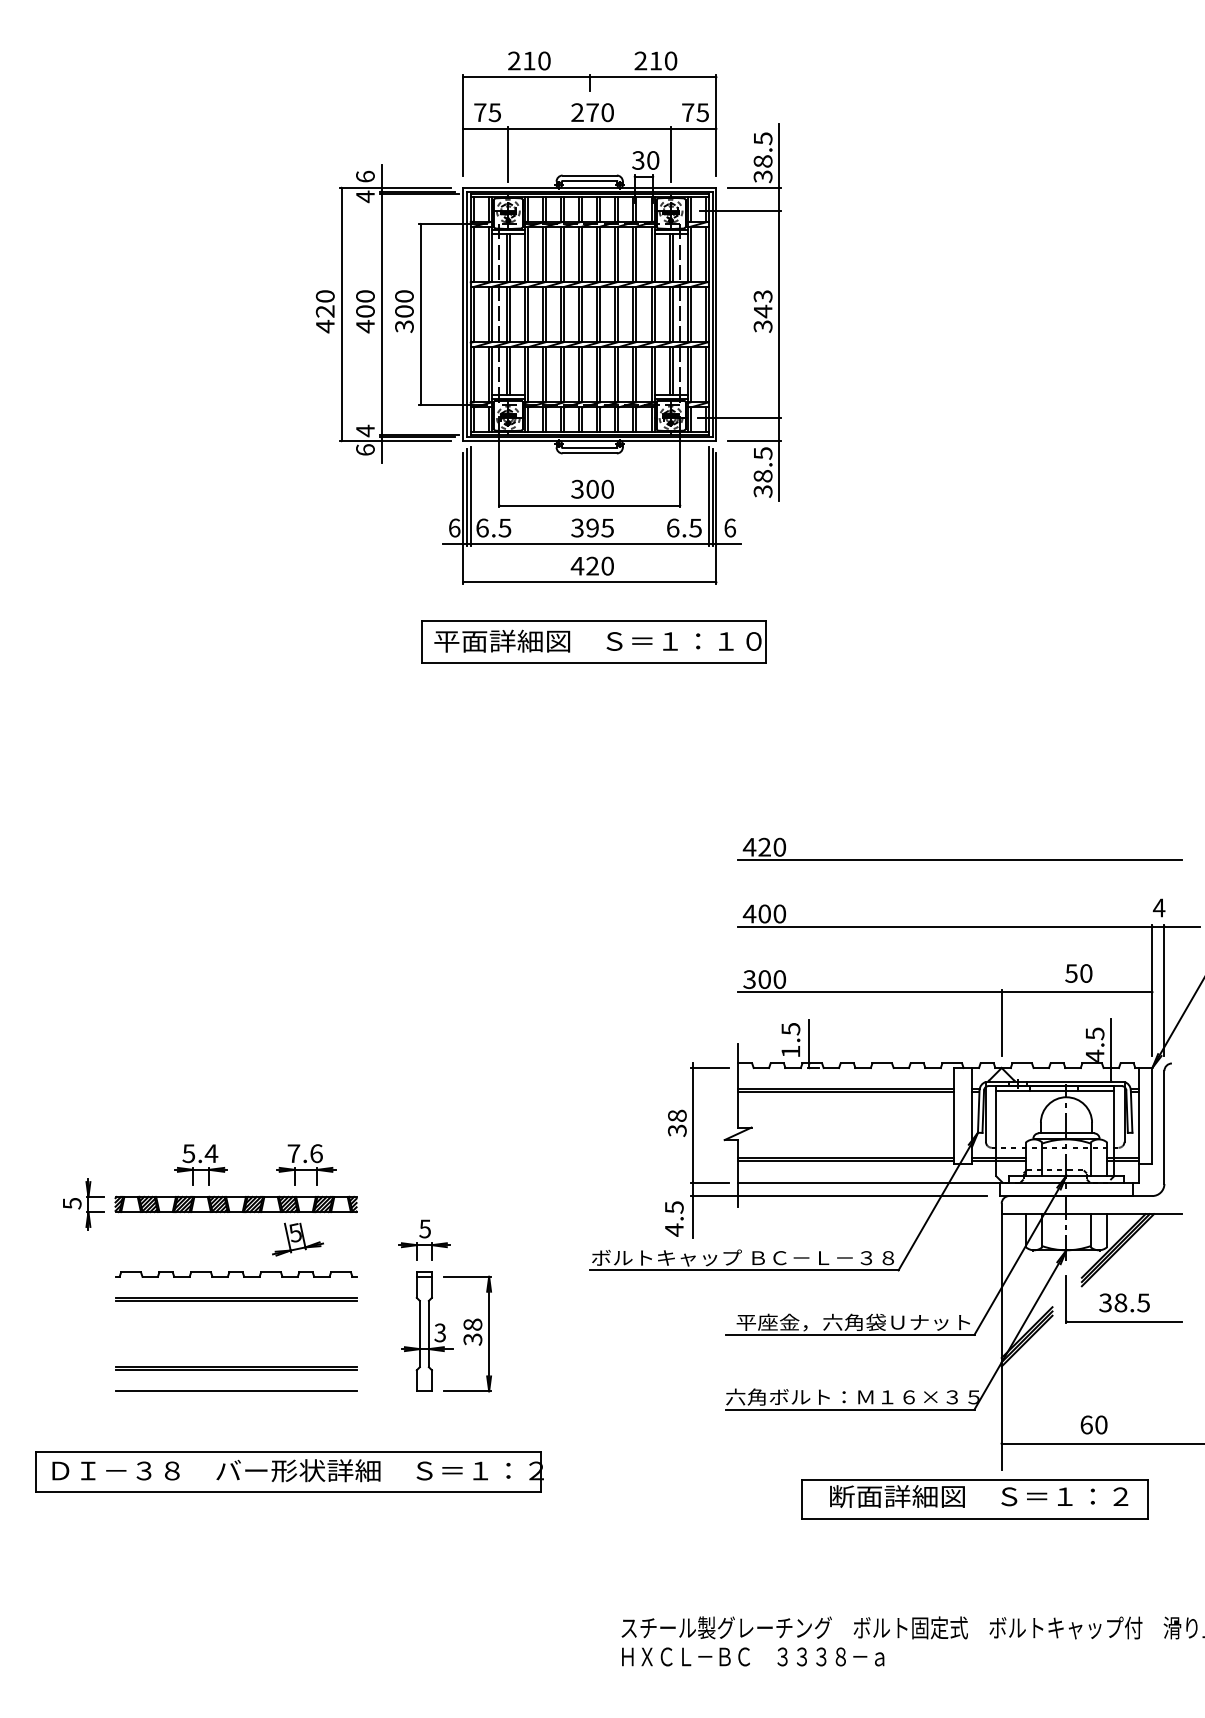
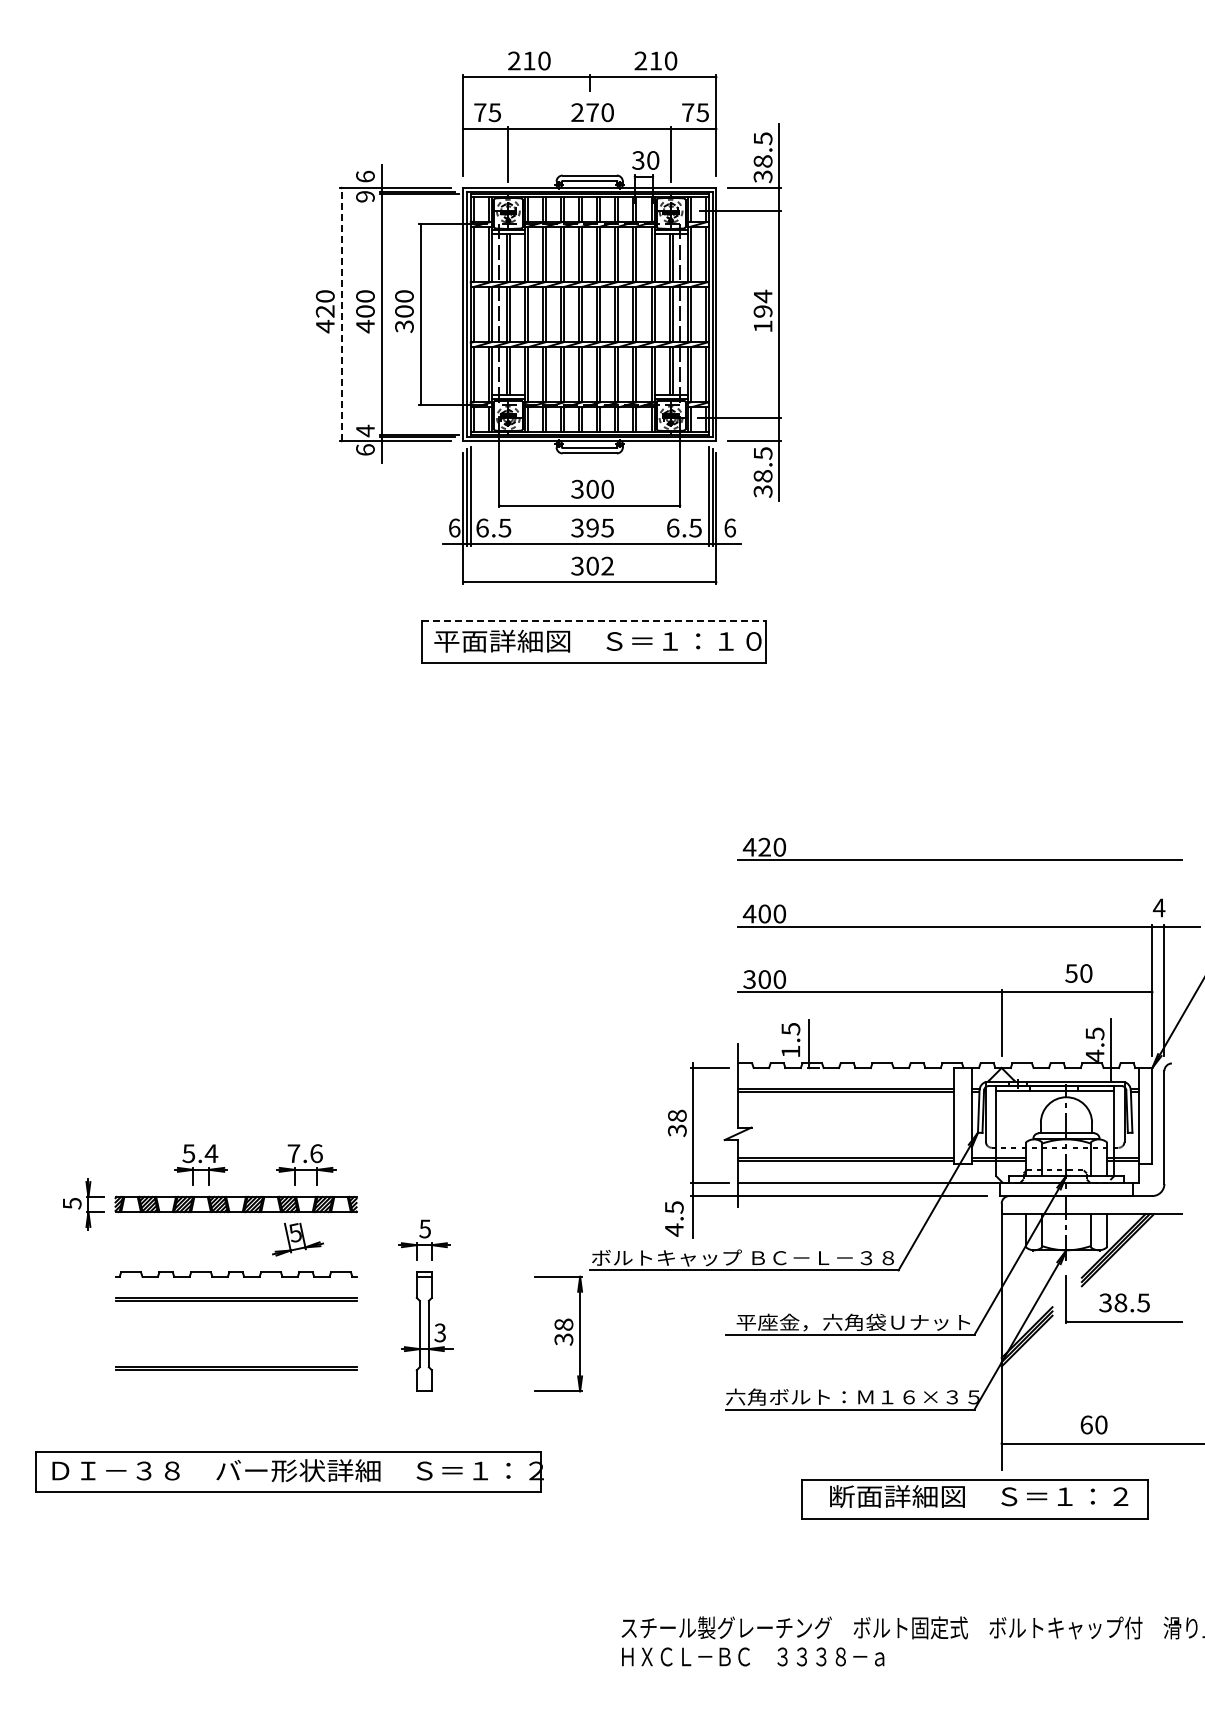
text: 4 -> 9 (365, 196)
text: 343 -> 194 (762, 310)
line: solid -> dashed (341, 314)
text: 420 -> 302 (591, 565)
line: solid -> dashed (594, 621)
part position: (467, 1333) -> (558, 1333) (558, 1333)
line: present -> none (235, 1391)
